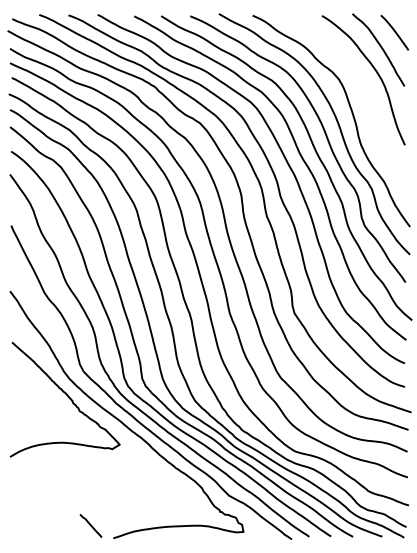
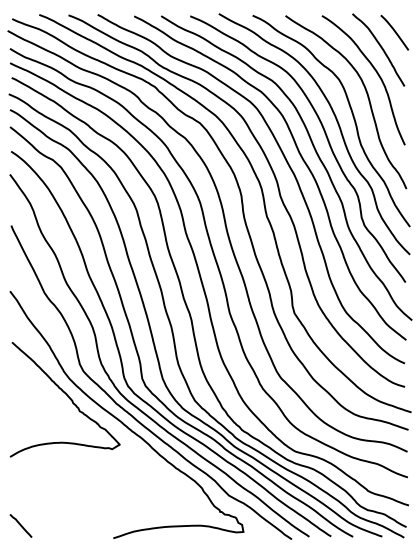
curve: none -> present (367, 98)
line position: (90, 525) -> (20, 525) (20, 525)
